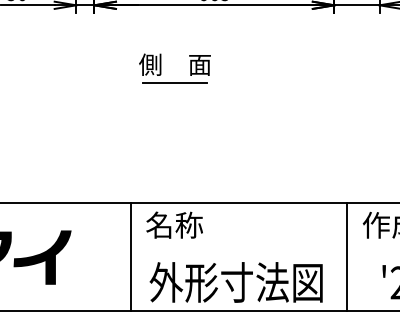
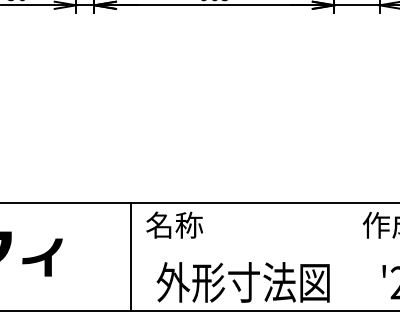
part: present -> none (161, 68)
line: present -> none (347, 256)
part size: 59x55 px -> 41x39 px (42, 257)
text position: (235, 282) -> (242, 282) (242, 282)
